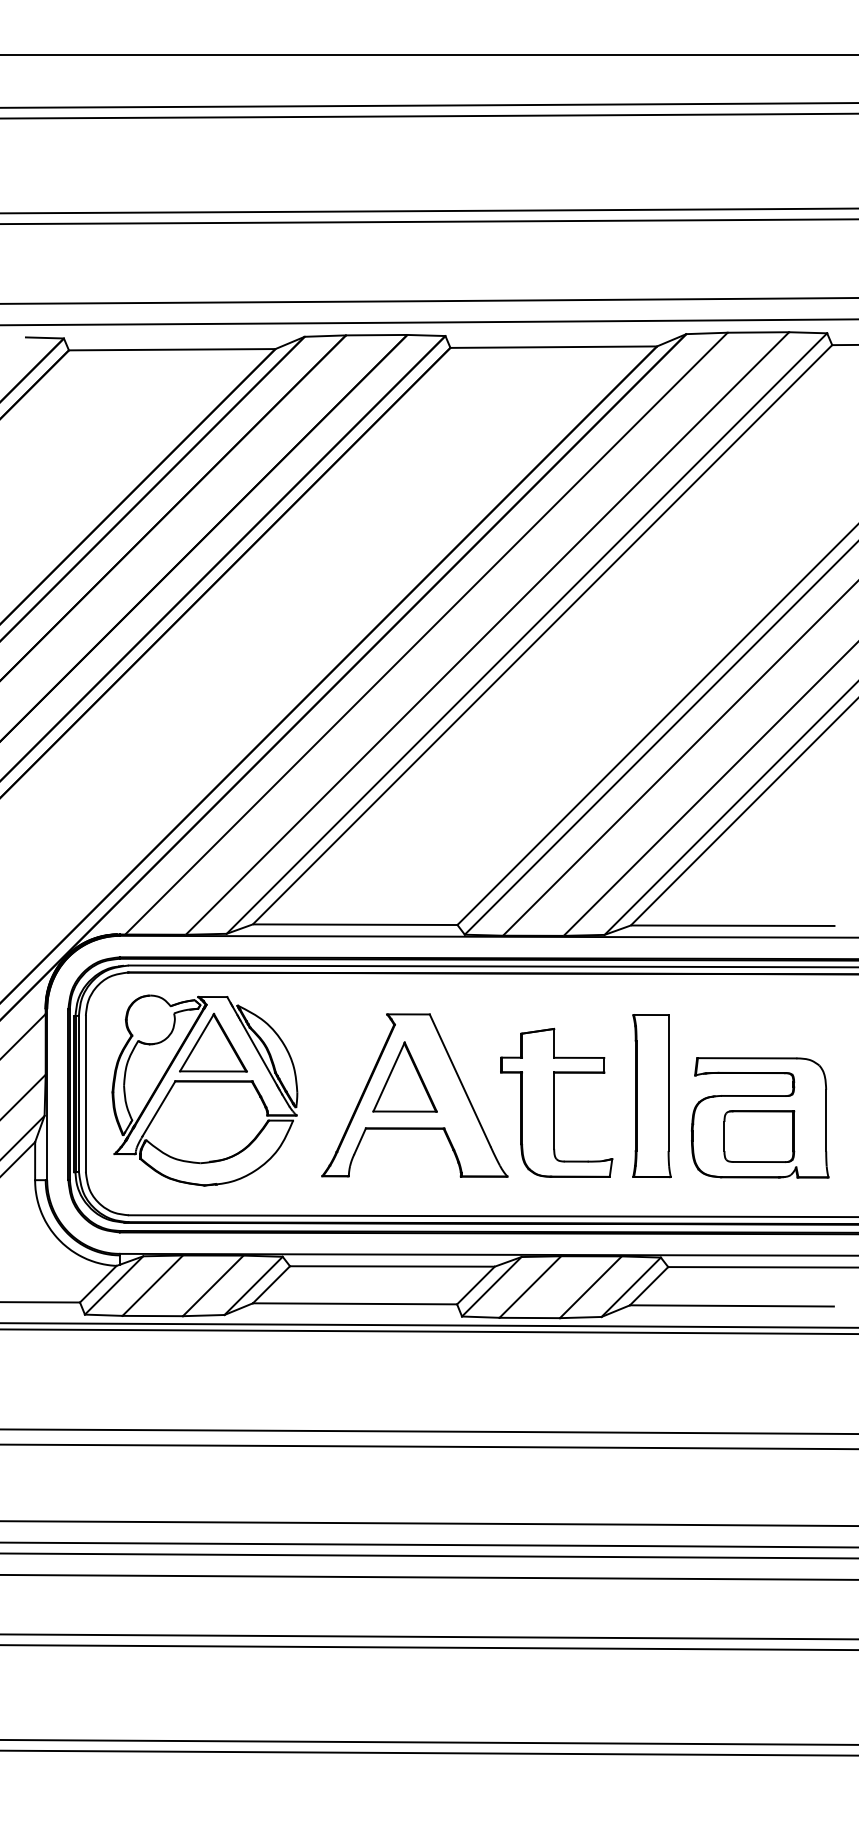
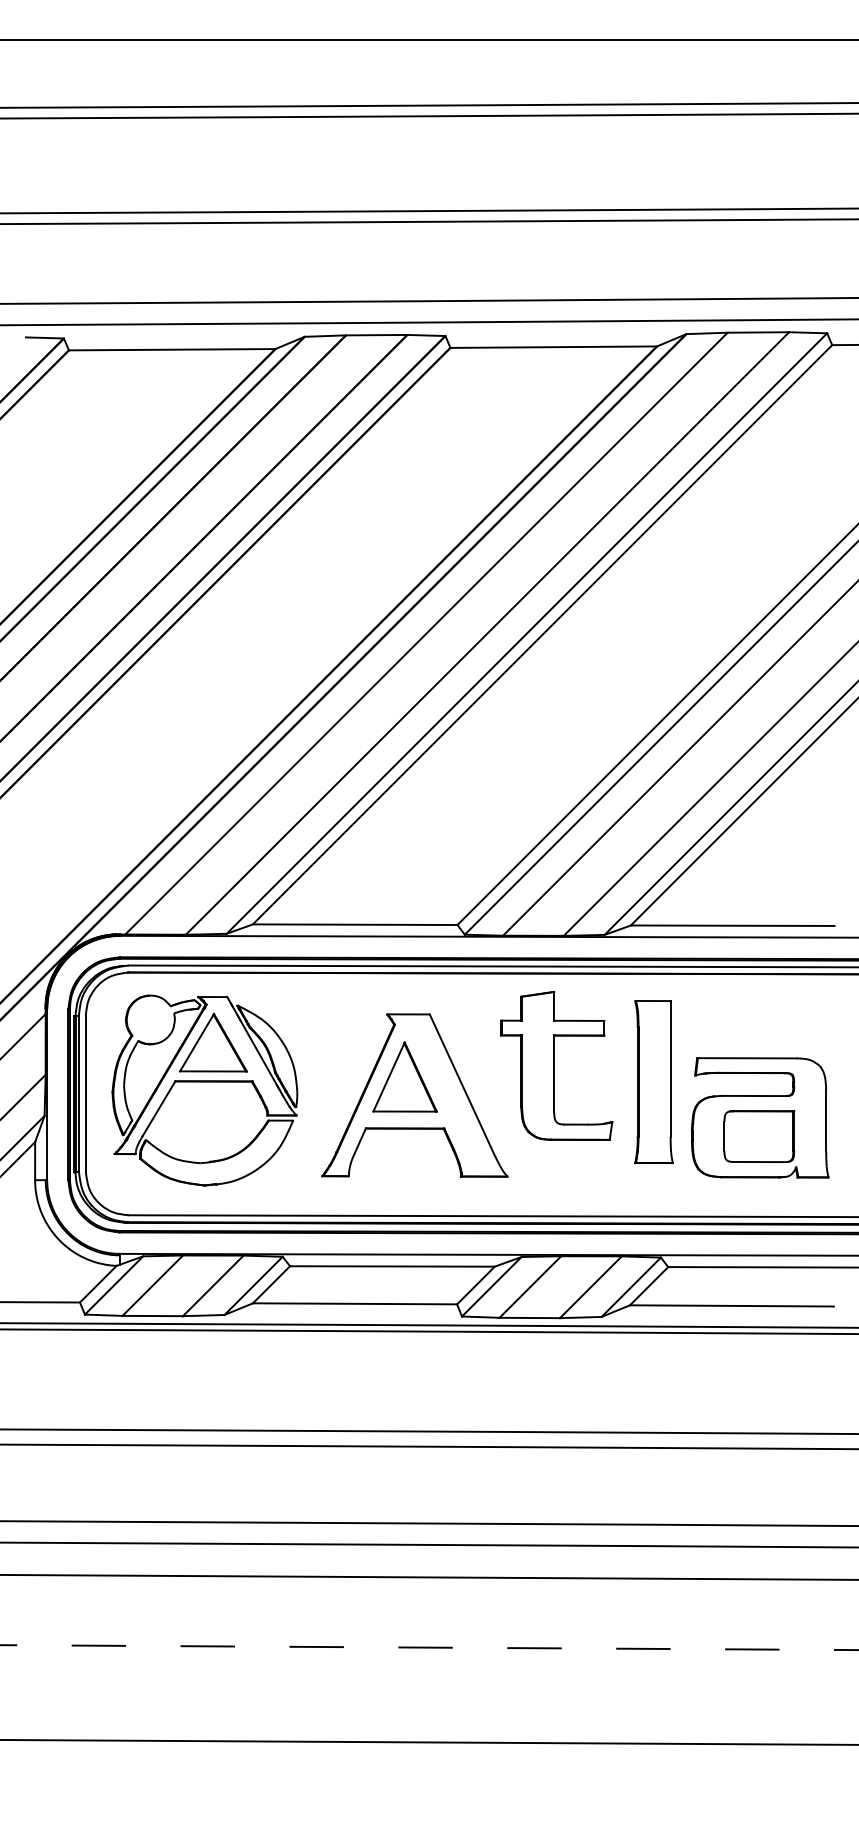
line position: (428, 54) -> (428, 39) (428, 39)
part position: (651, 1096) -> (653, 1082) (653, 1082)
part position: (556, 1102) -> (556, 1065) (556, 1065)
line: present -> none (428, 1555)
line: present -> none (428, 1636)
line: solid -> dashed (429, 1647)
line: present -> none (428, 1752)
